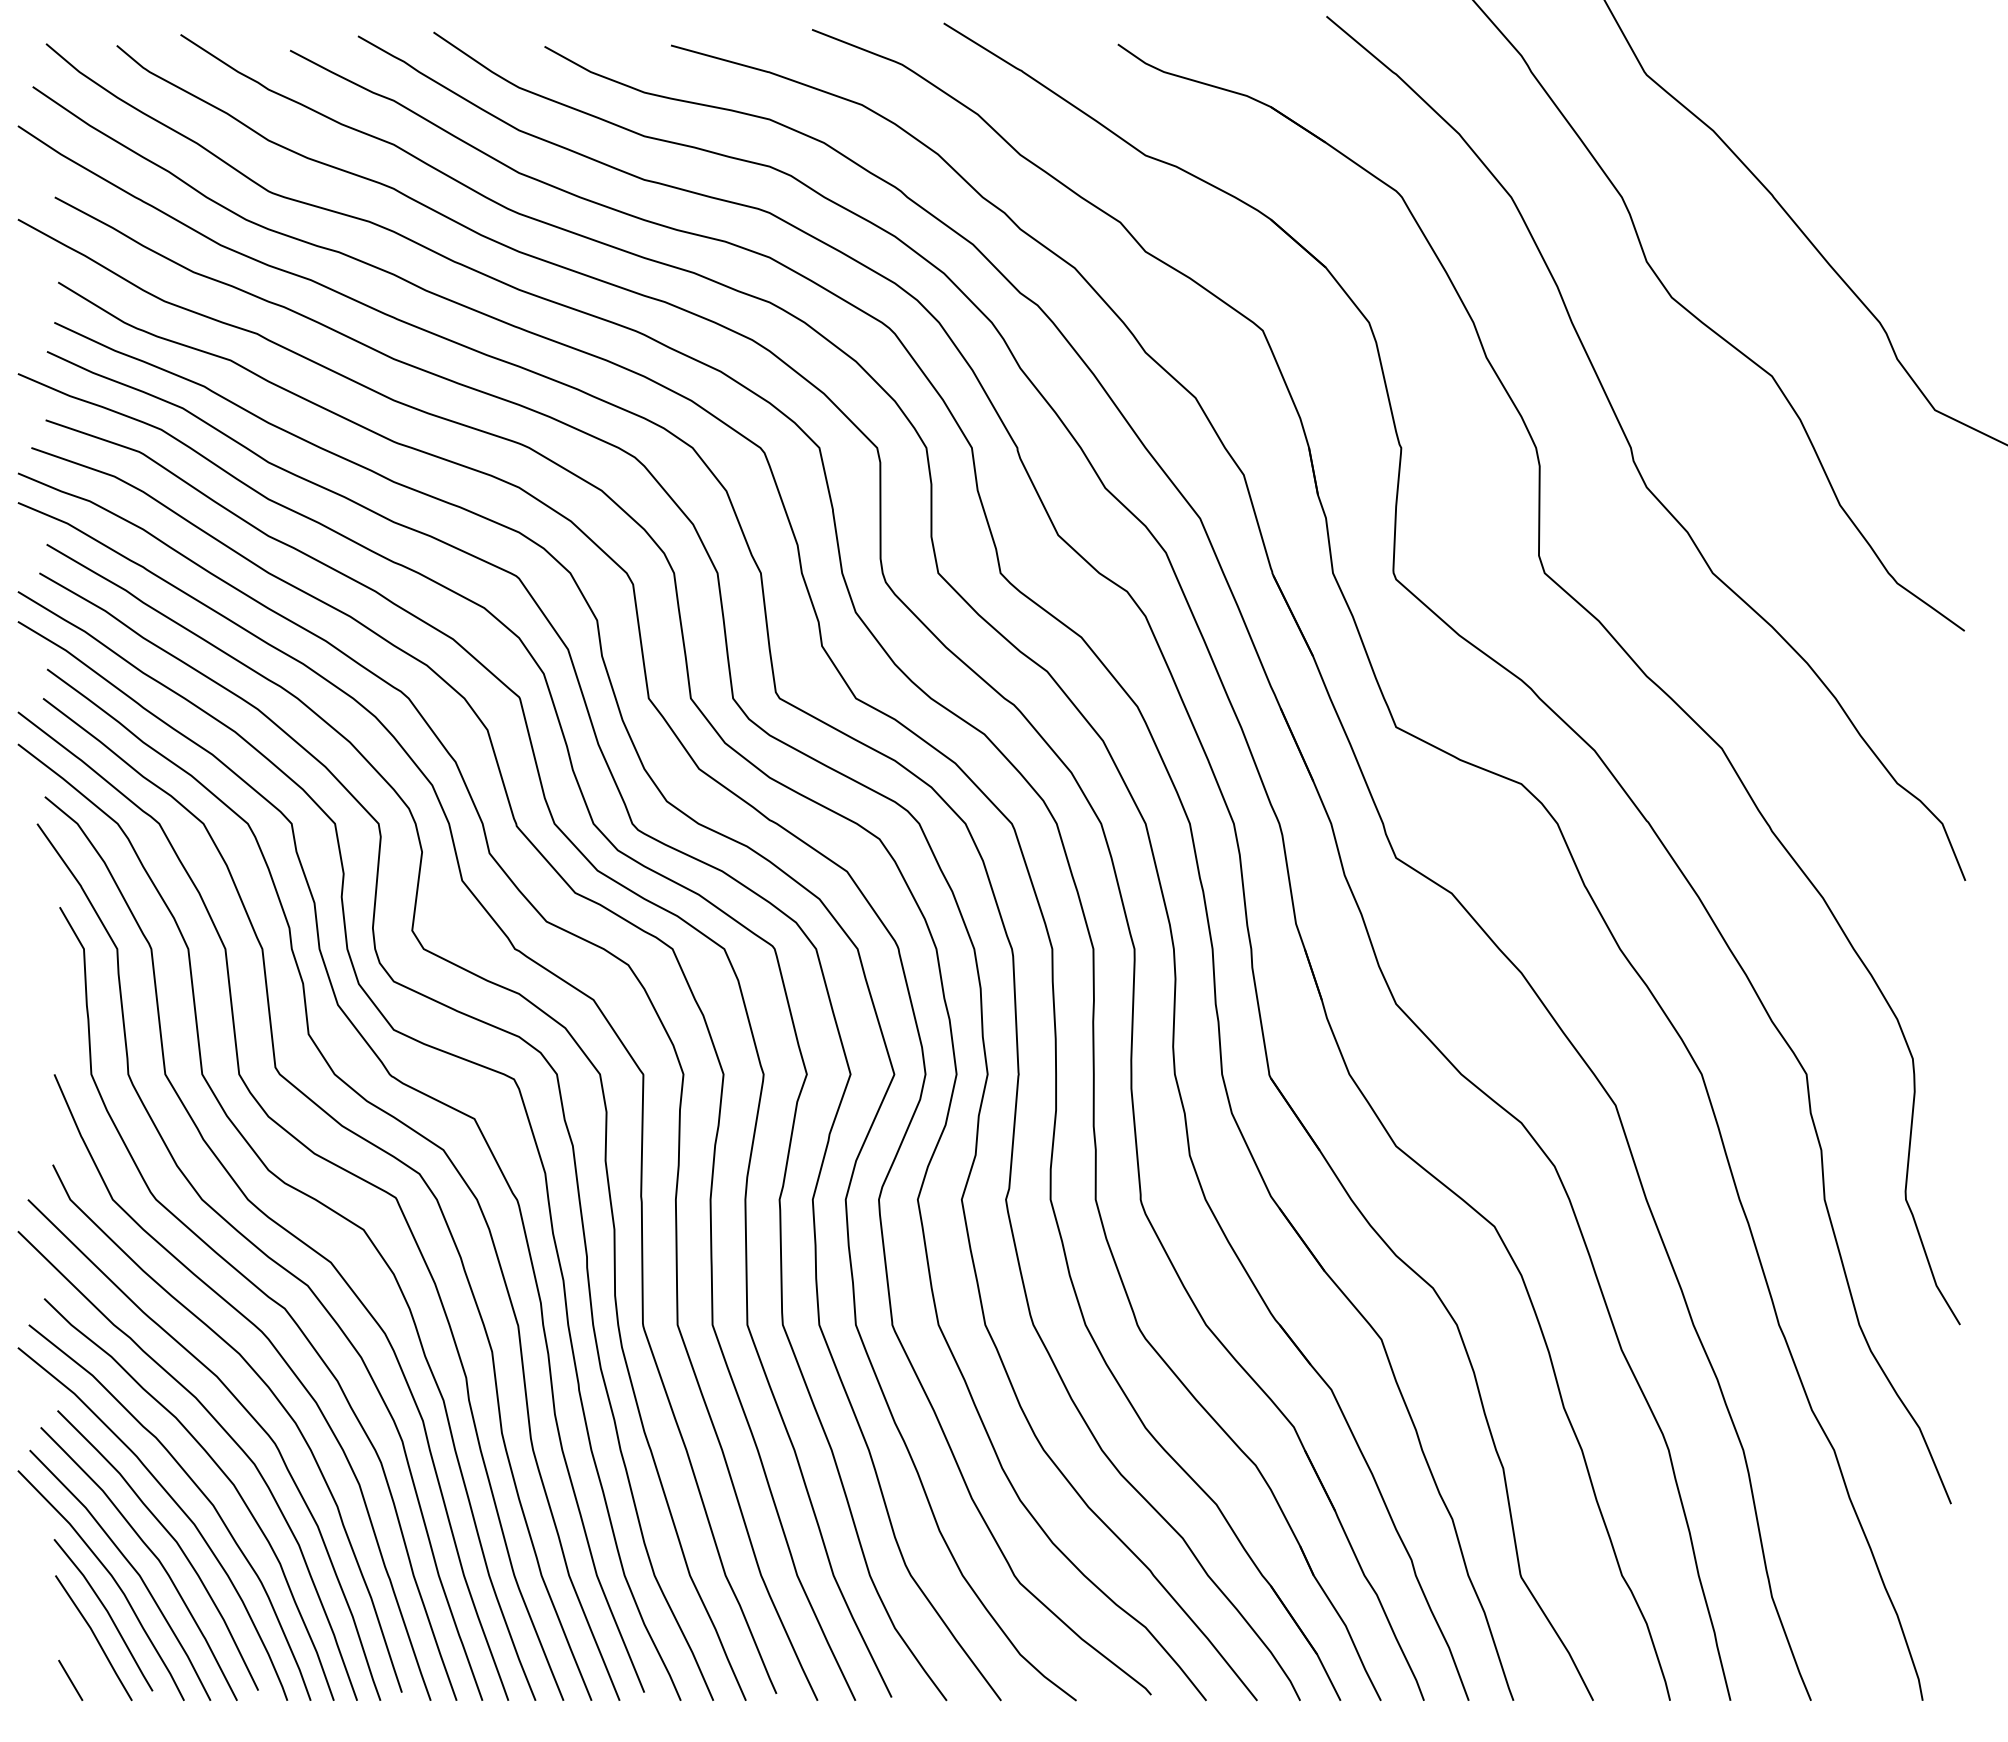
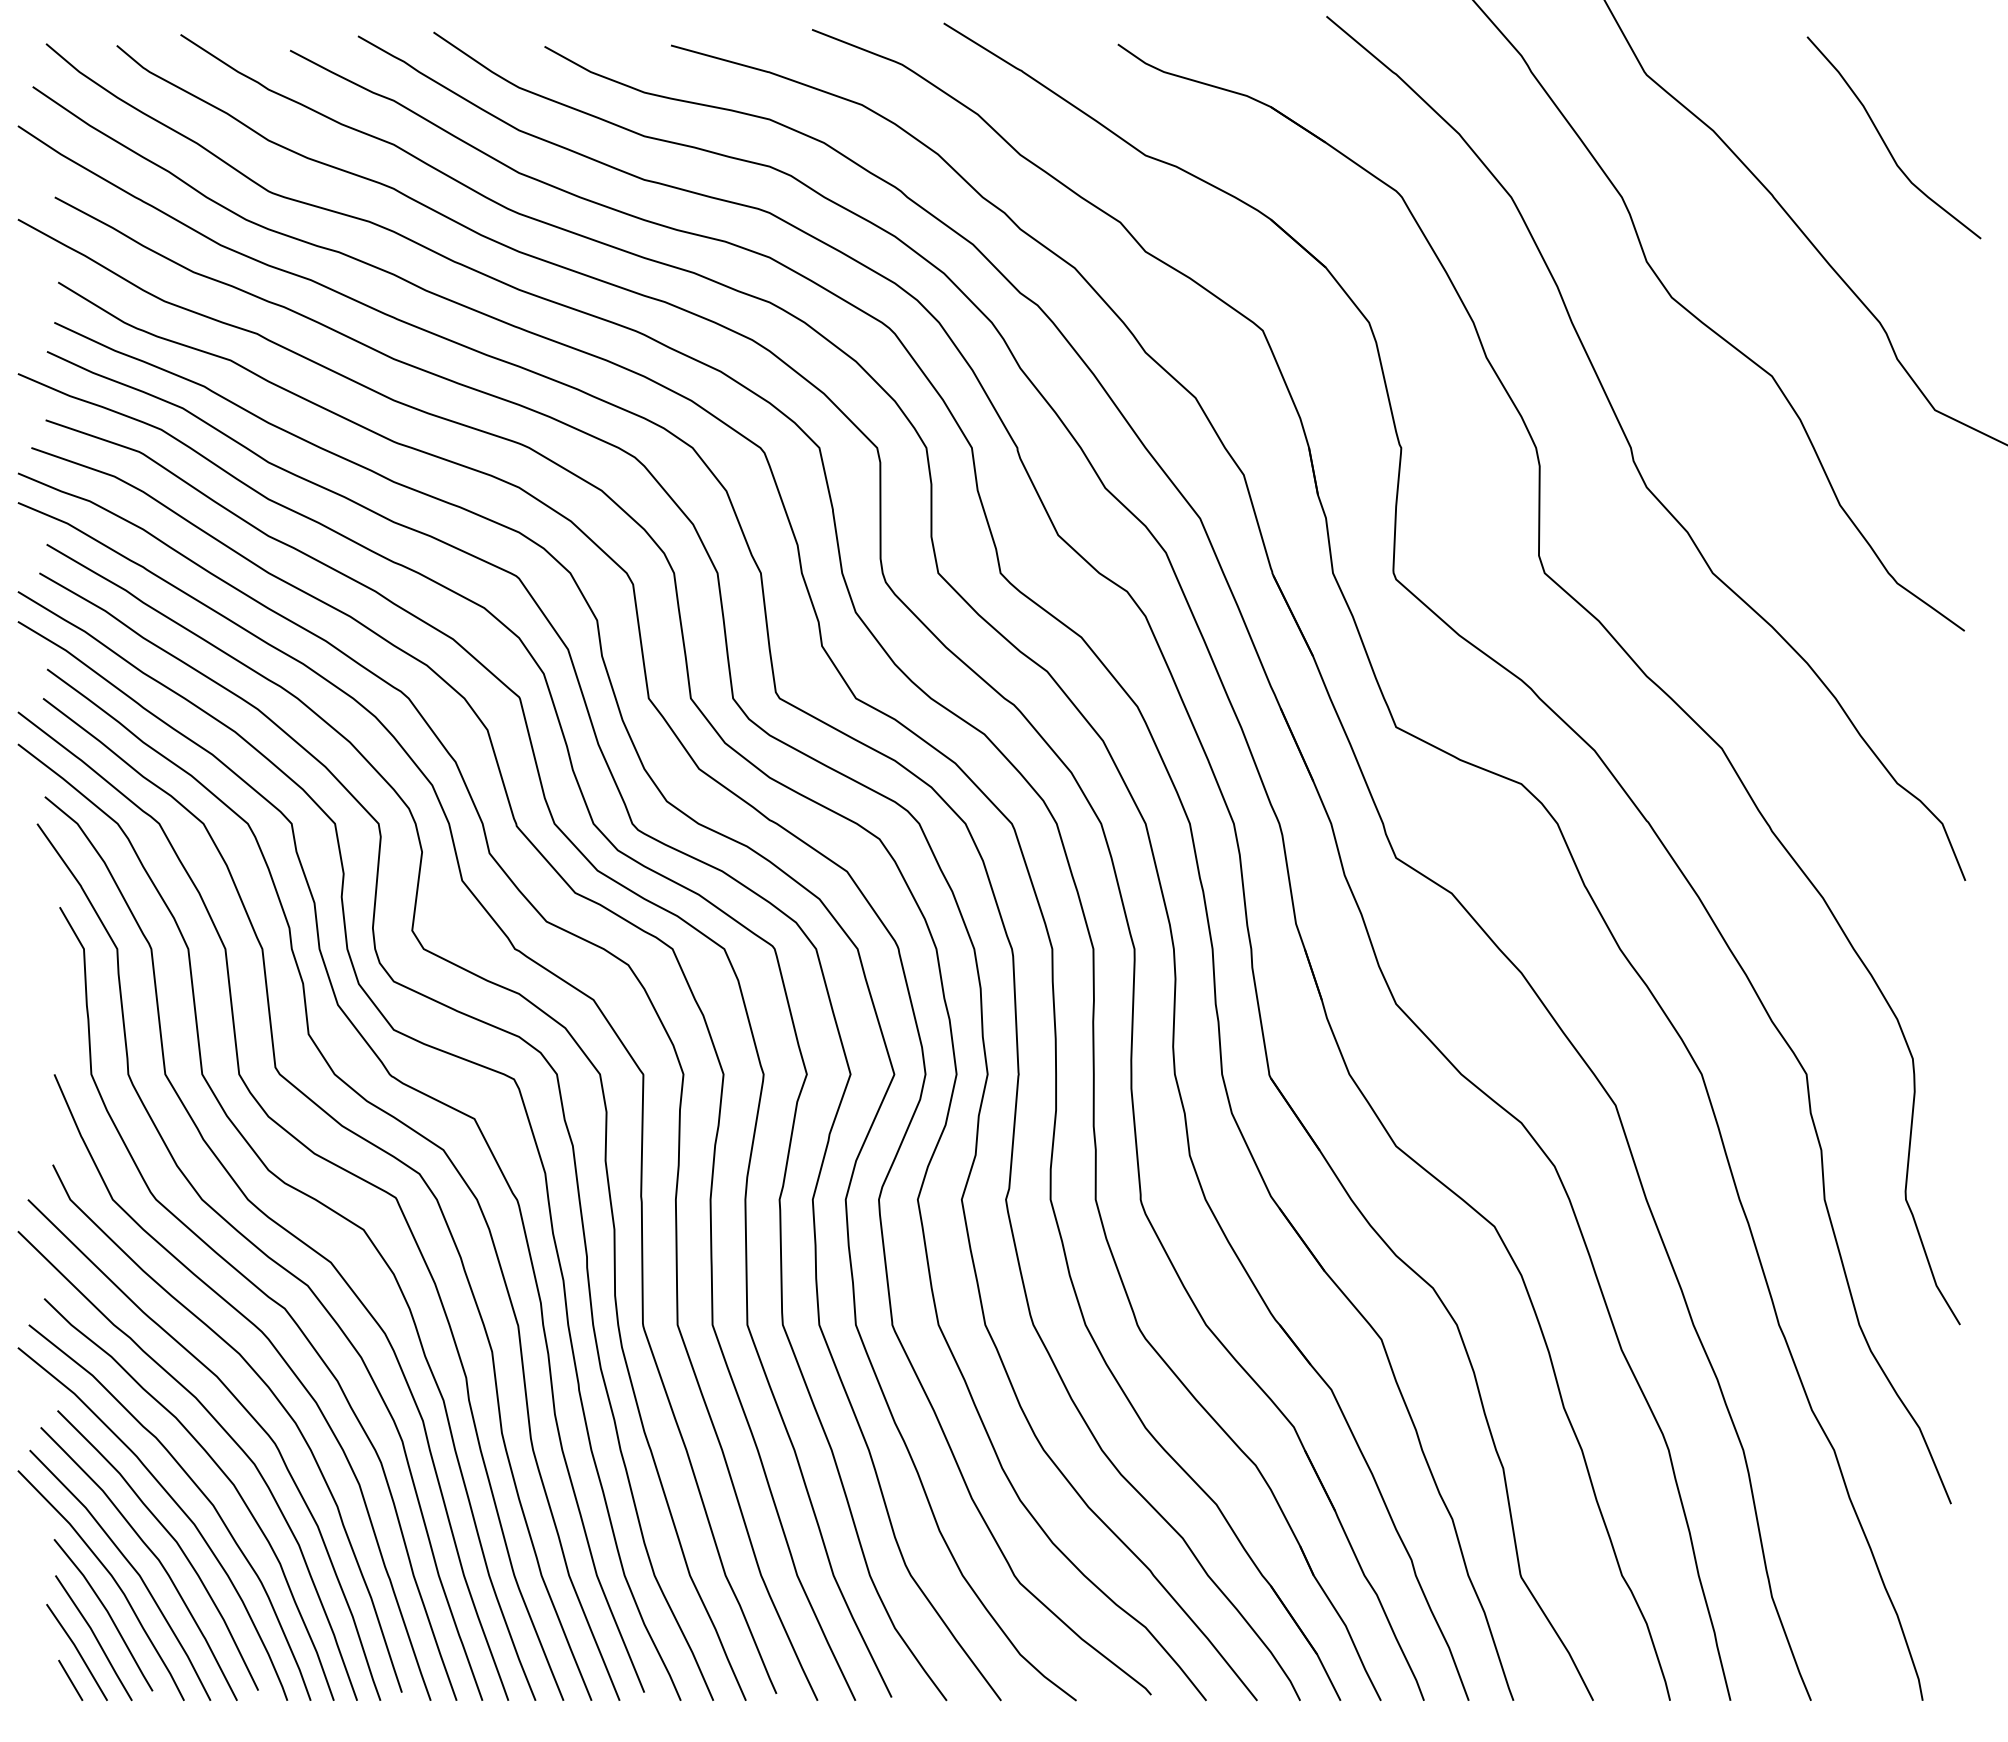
curve: none -> present (1885, 142)
line: none -> present (77, 1652)
